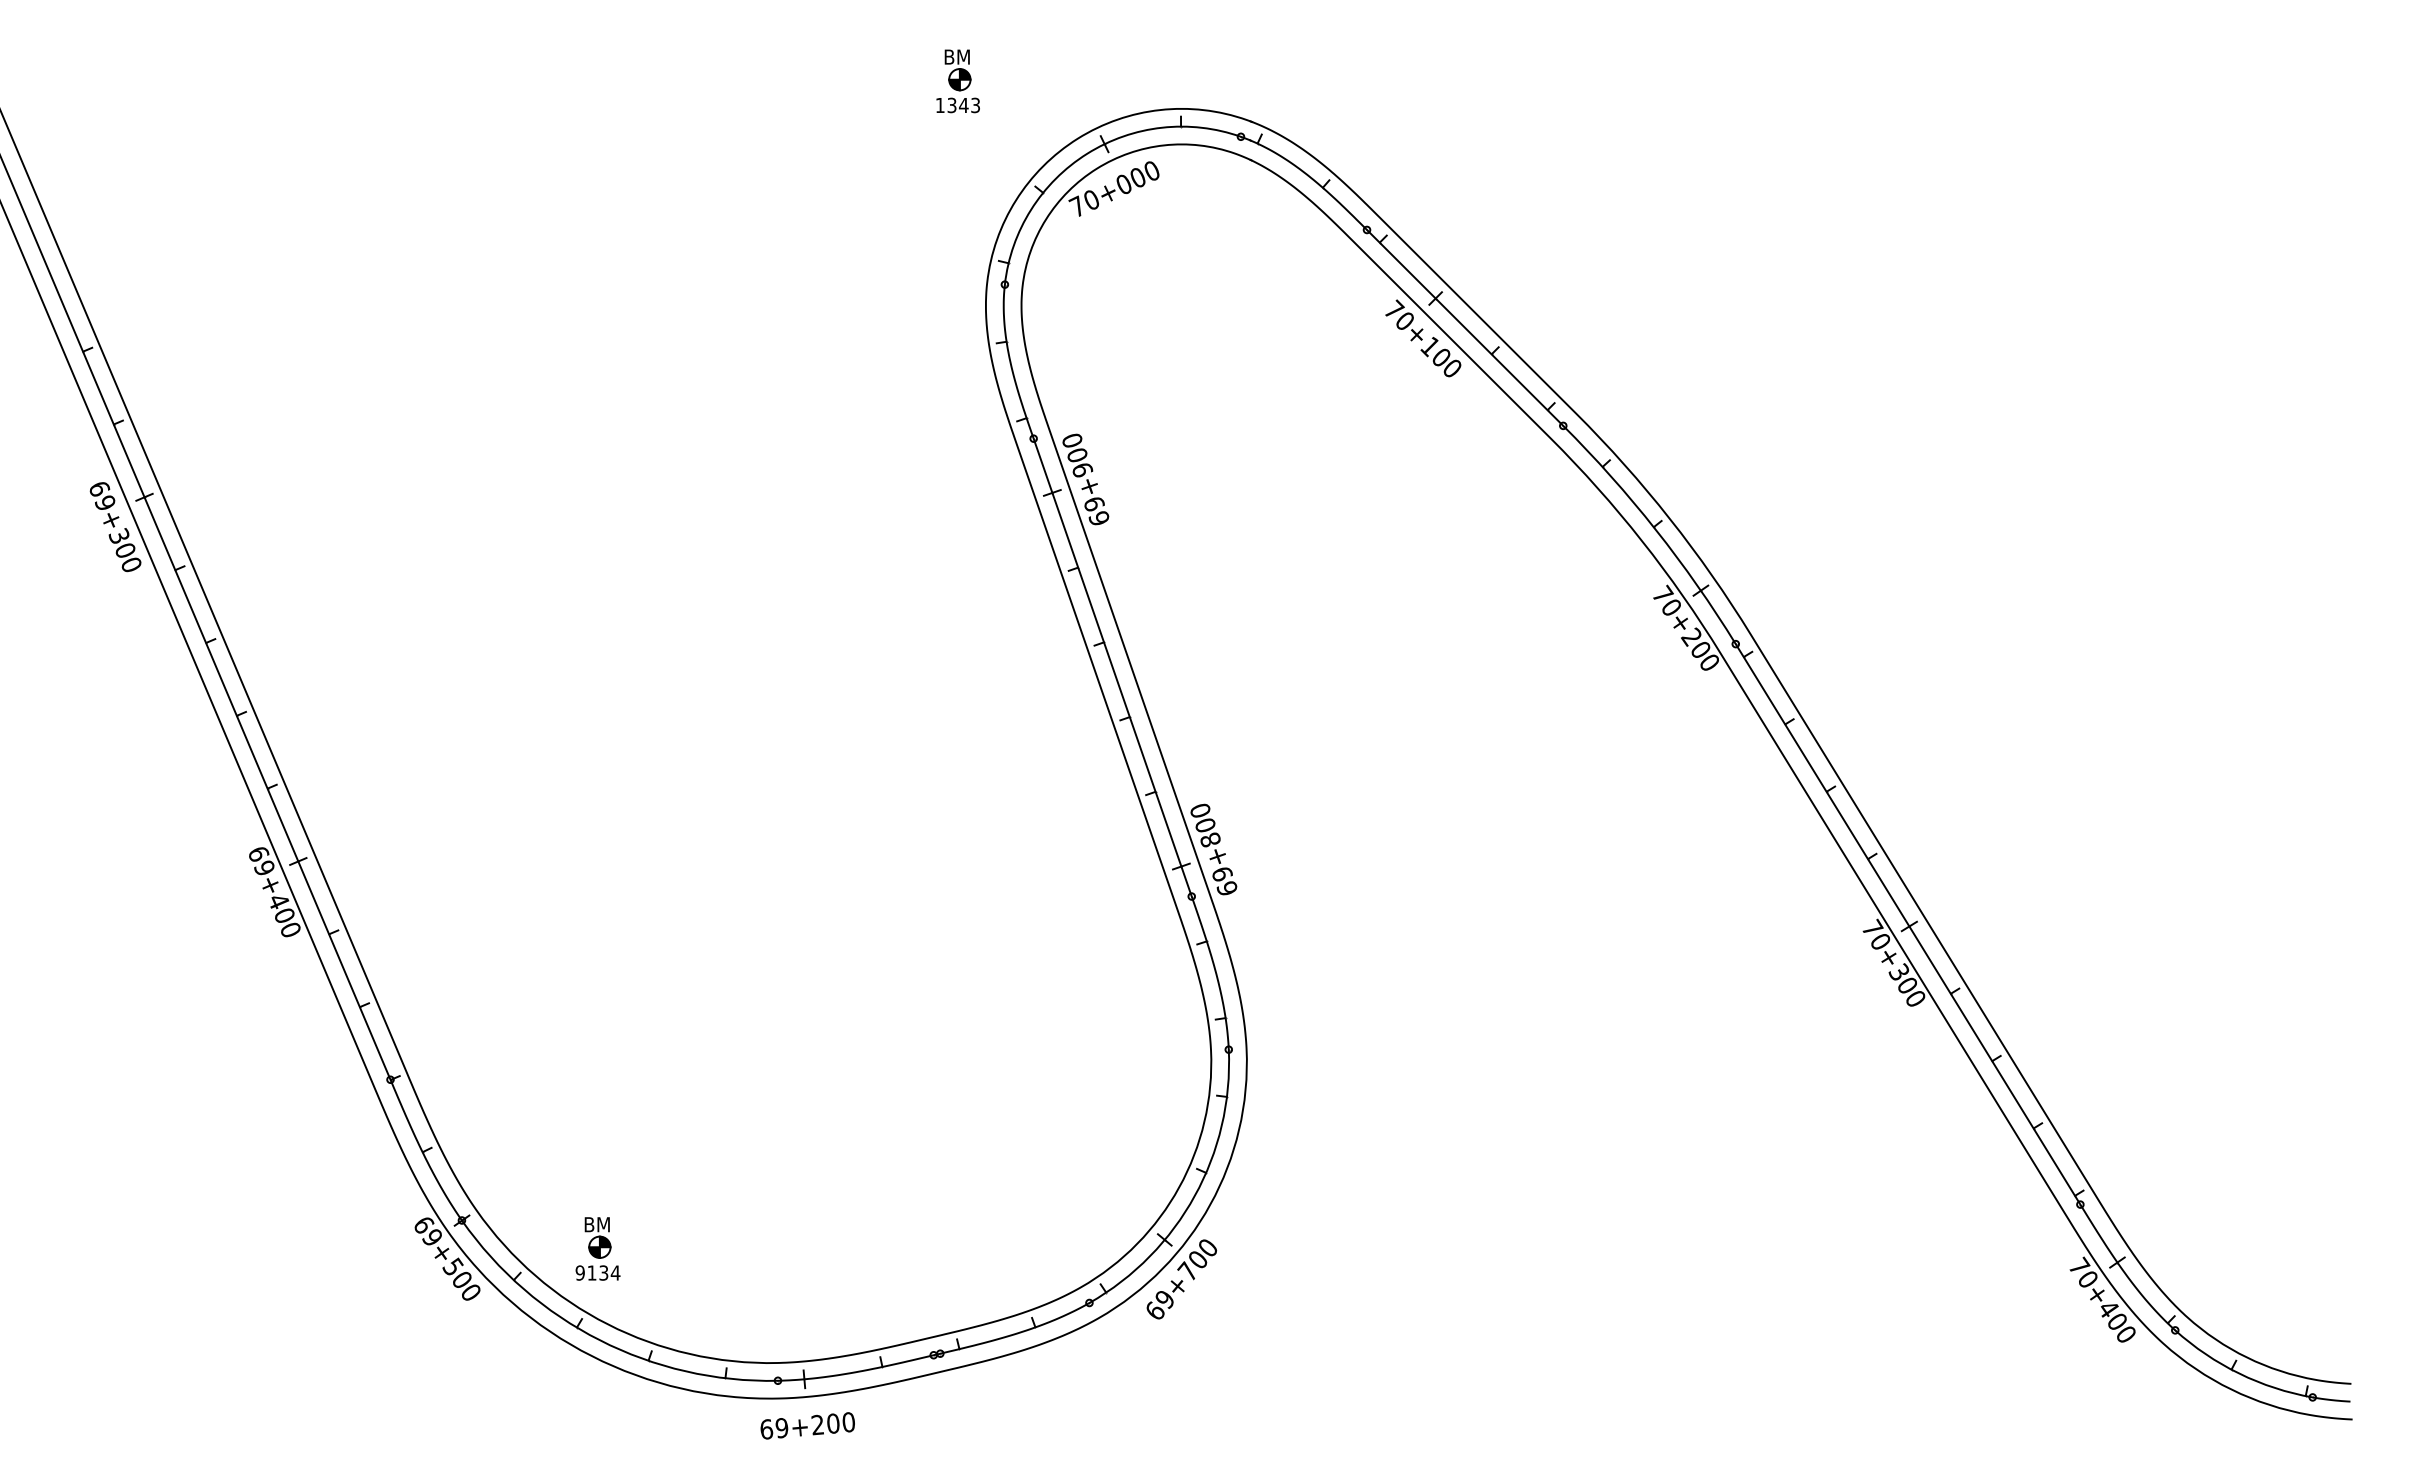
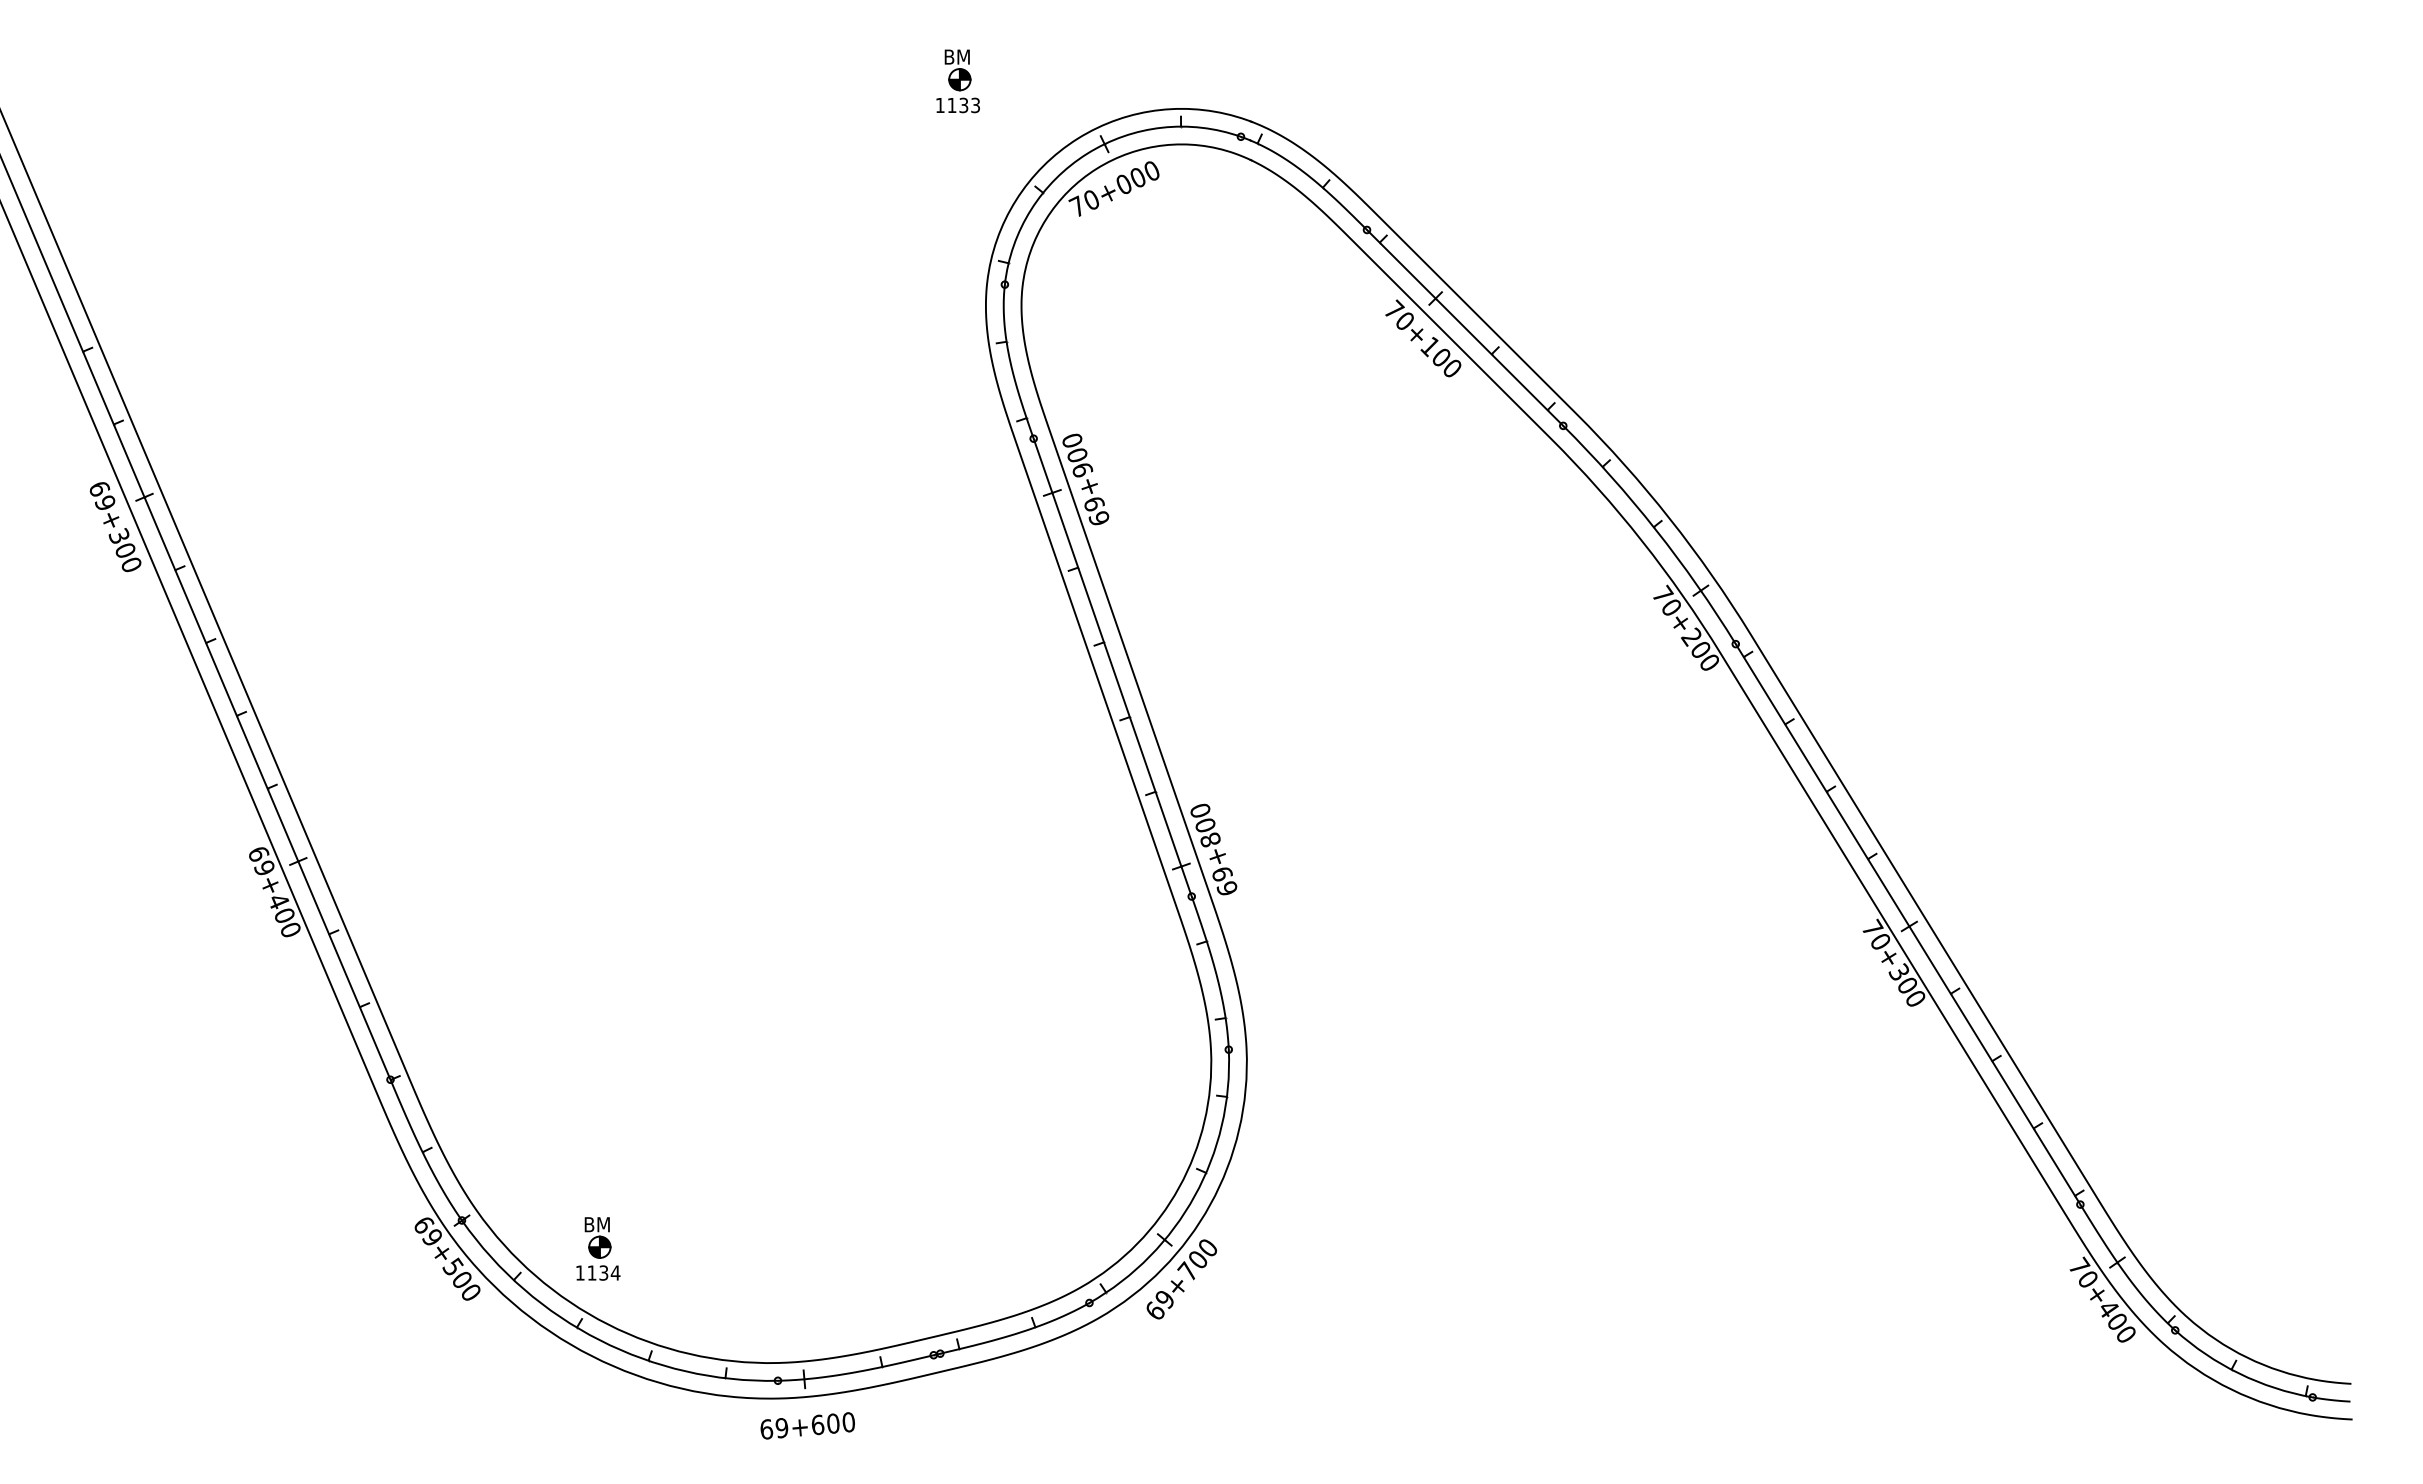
text: 1343 -> 1133 (957, 105)
text: 9134 -> 1134 (579, 1272)
text: 69+200 -> 69+600 (817, 1424)
